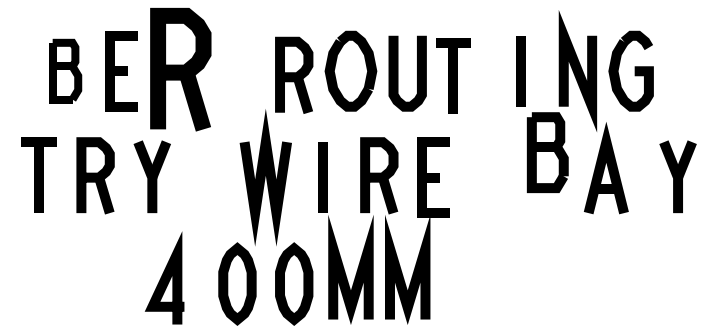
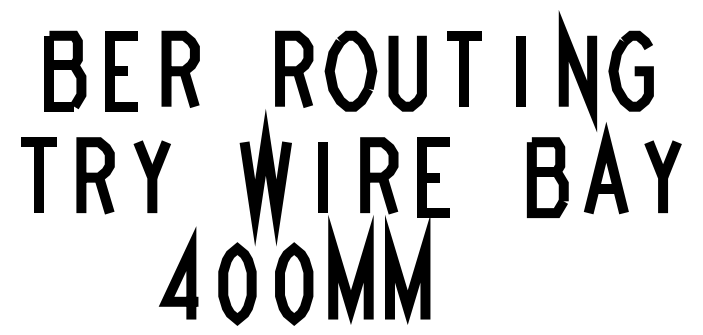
part size: 62x124 px -> 39x78 px (180, 68)
part size: 34x66 px -> 43x82 px (65, 70)
part position: (294, 74) -> (294, 68) (294, 68)
part position: (453, 75) -> (464, 68) (464, 68)
part position: (547, 152) -> (547, 177) (547, 177)
part position: (677, 176) -> (662, 176) (662, 176)
line position: (164, 277) -> (178, 272) (178, 272)
